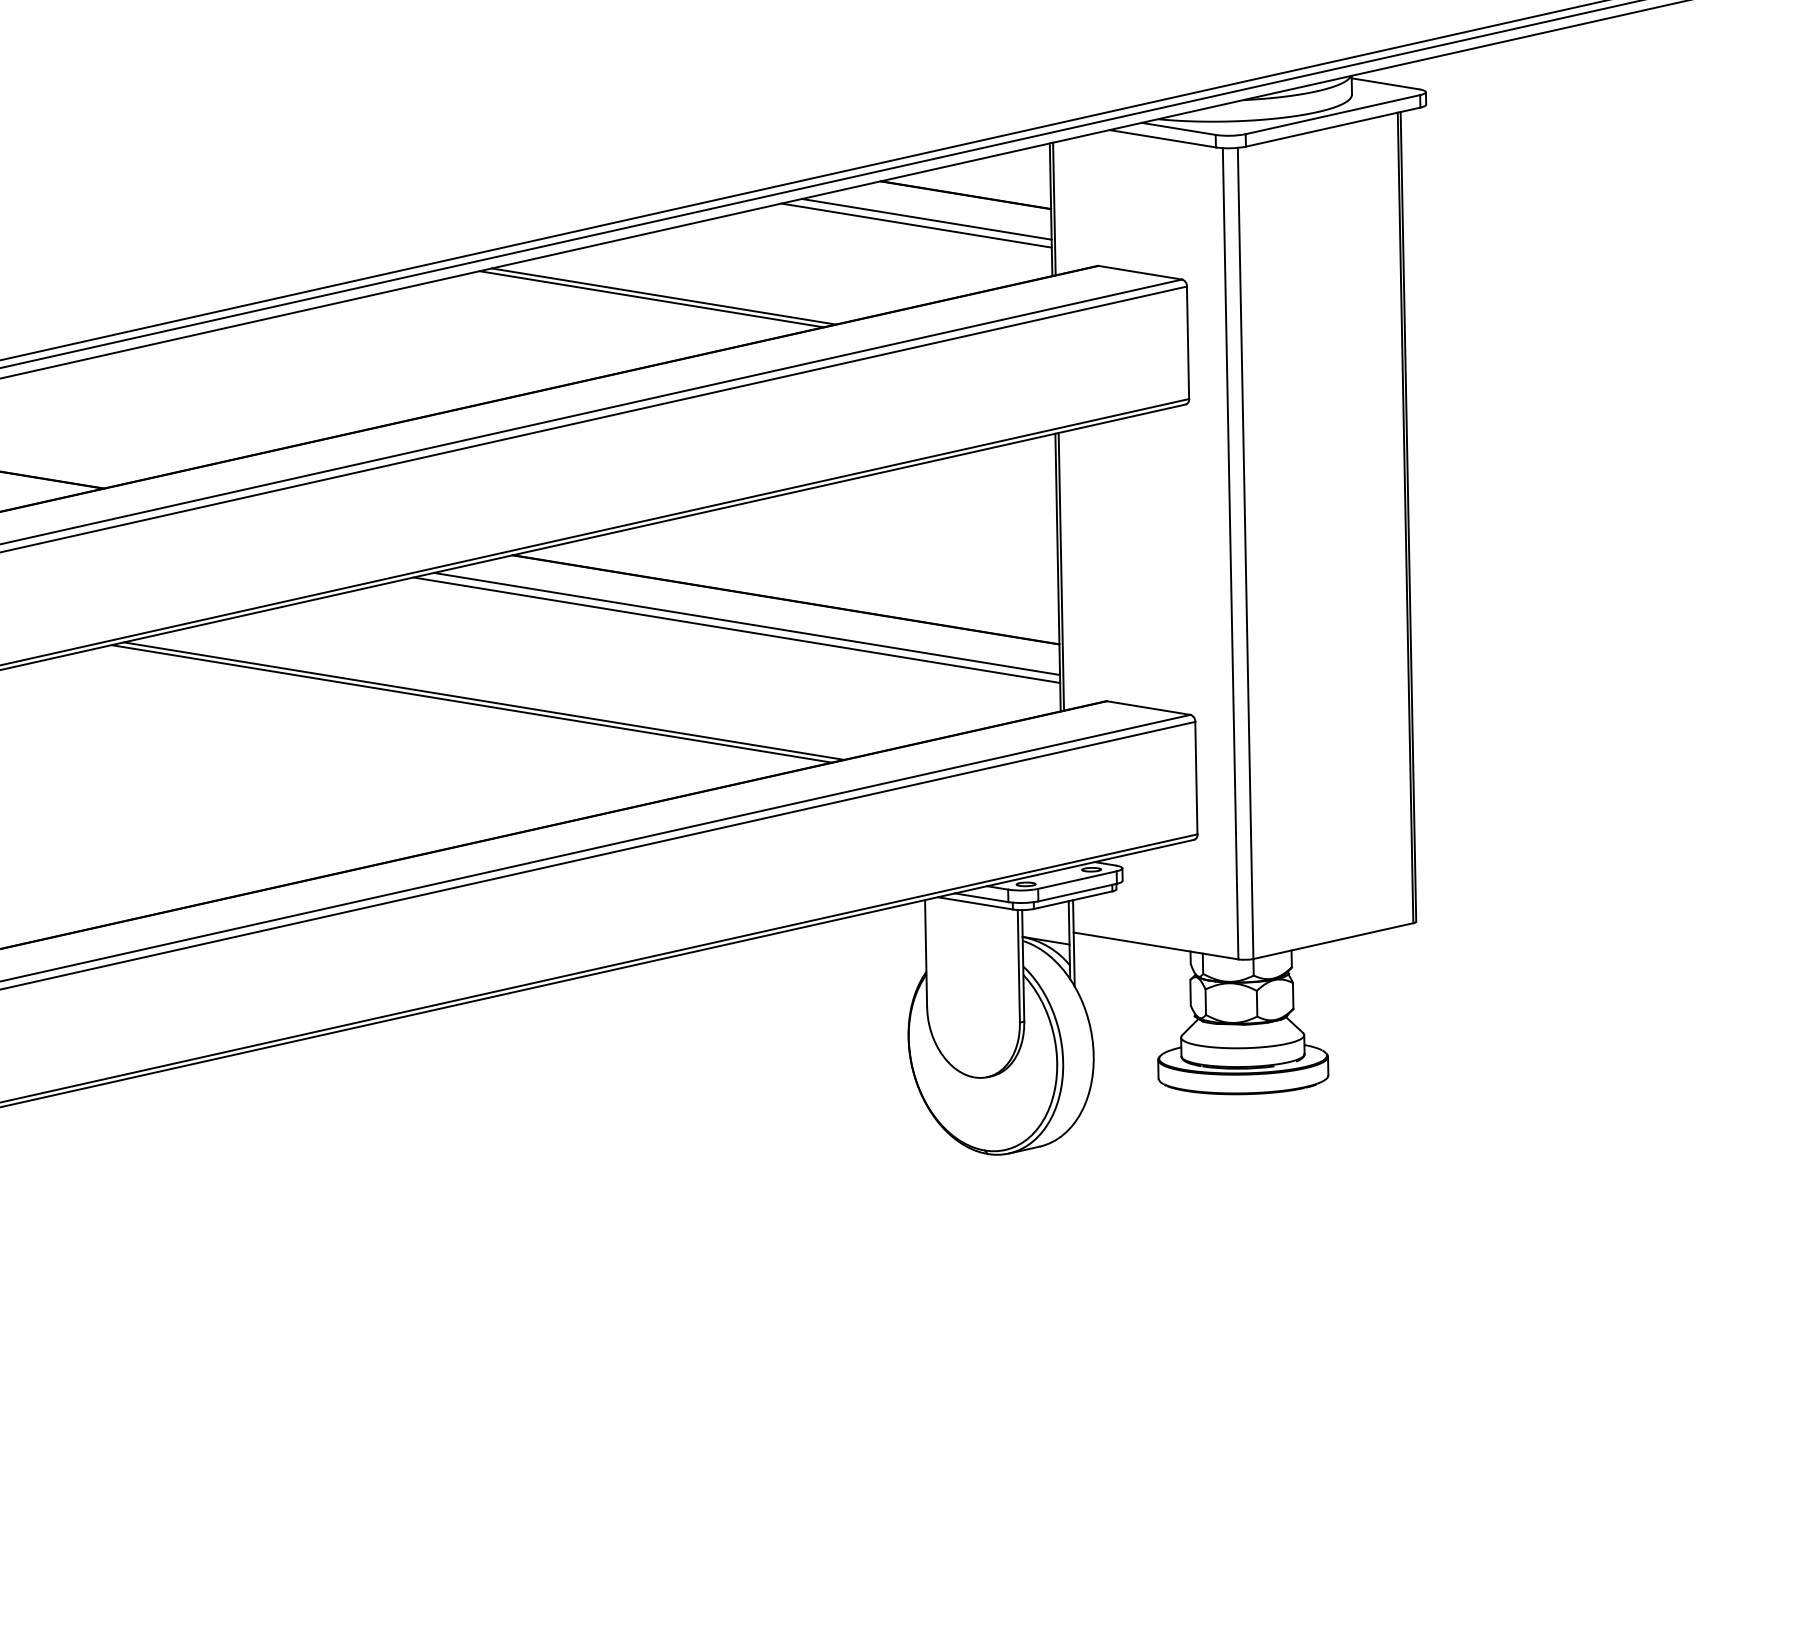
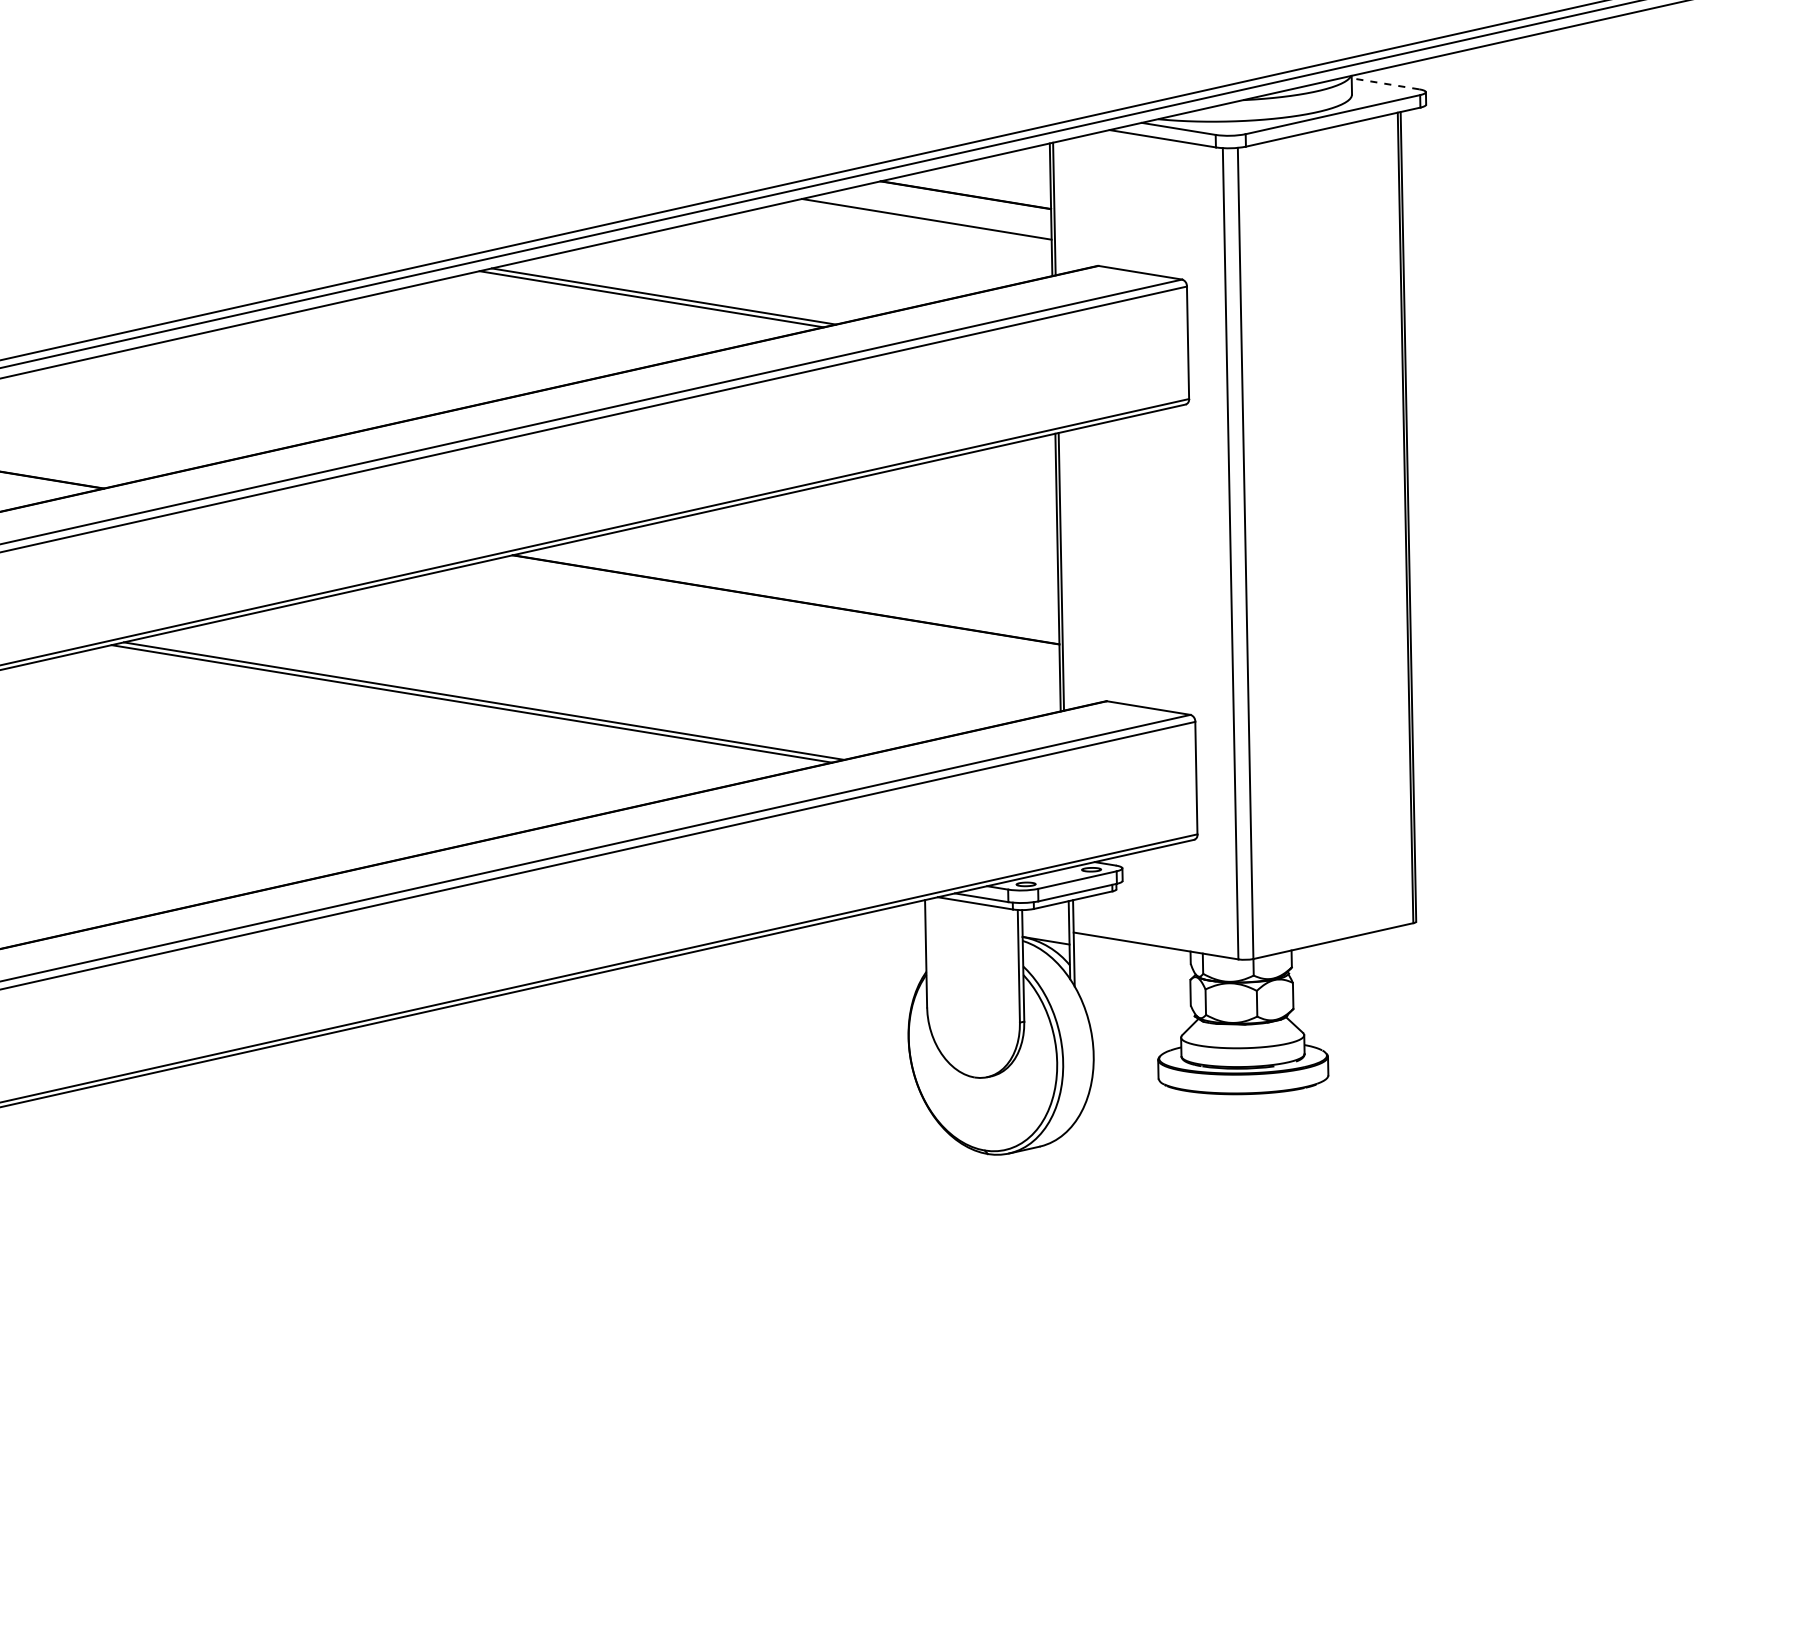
line: solid -> dashed (1384, 83)
line: present -> none (916, 225)
line: present -> none (747, 623)
line: present -> none (736, 629)
